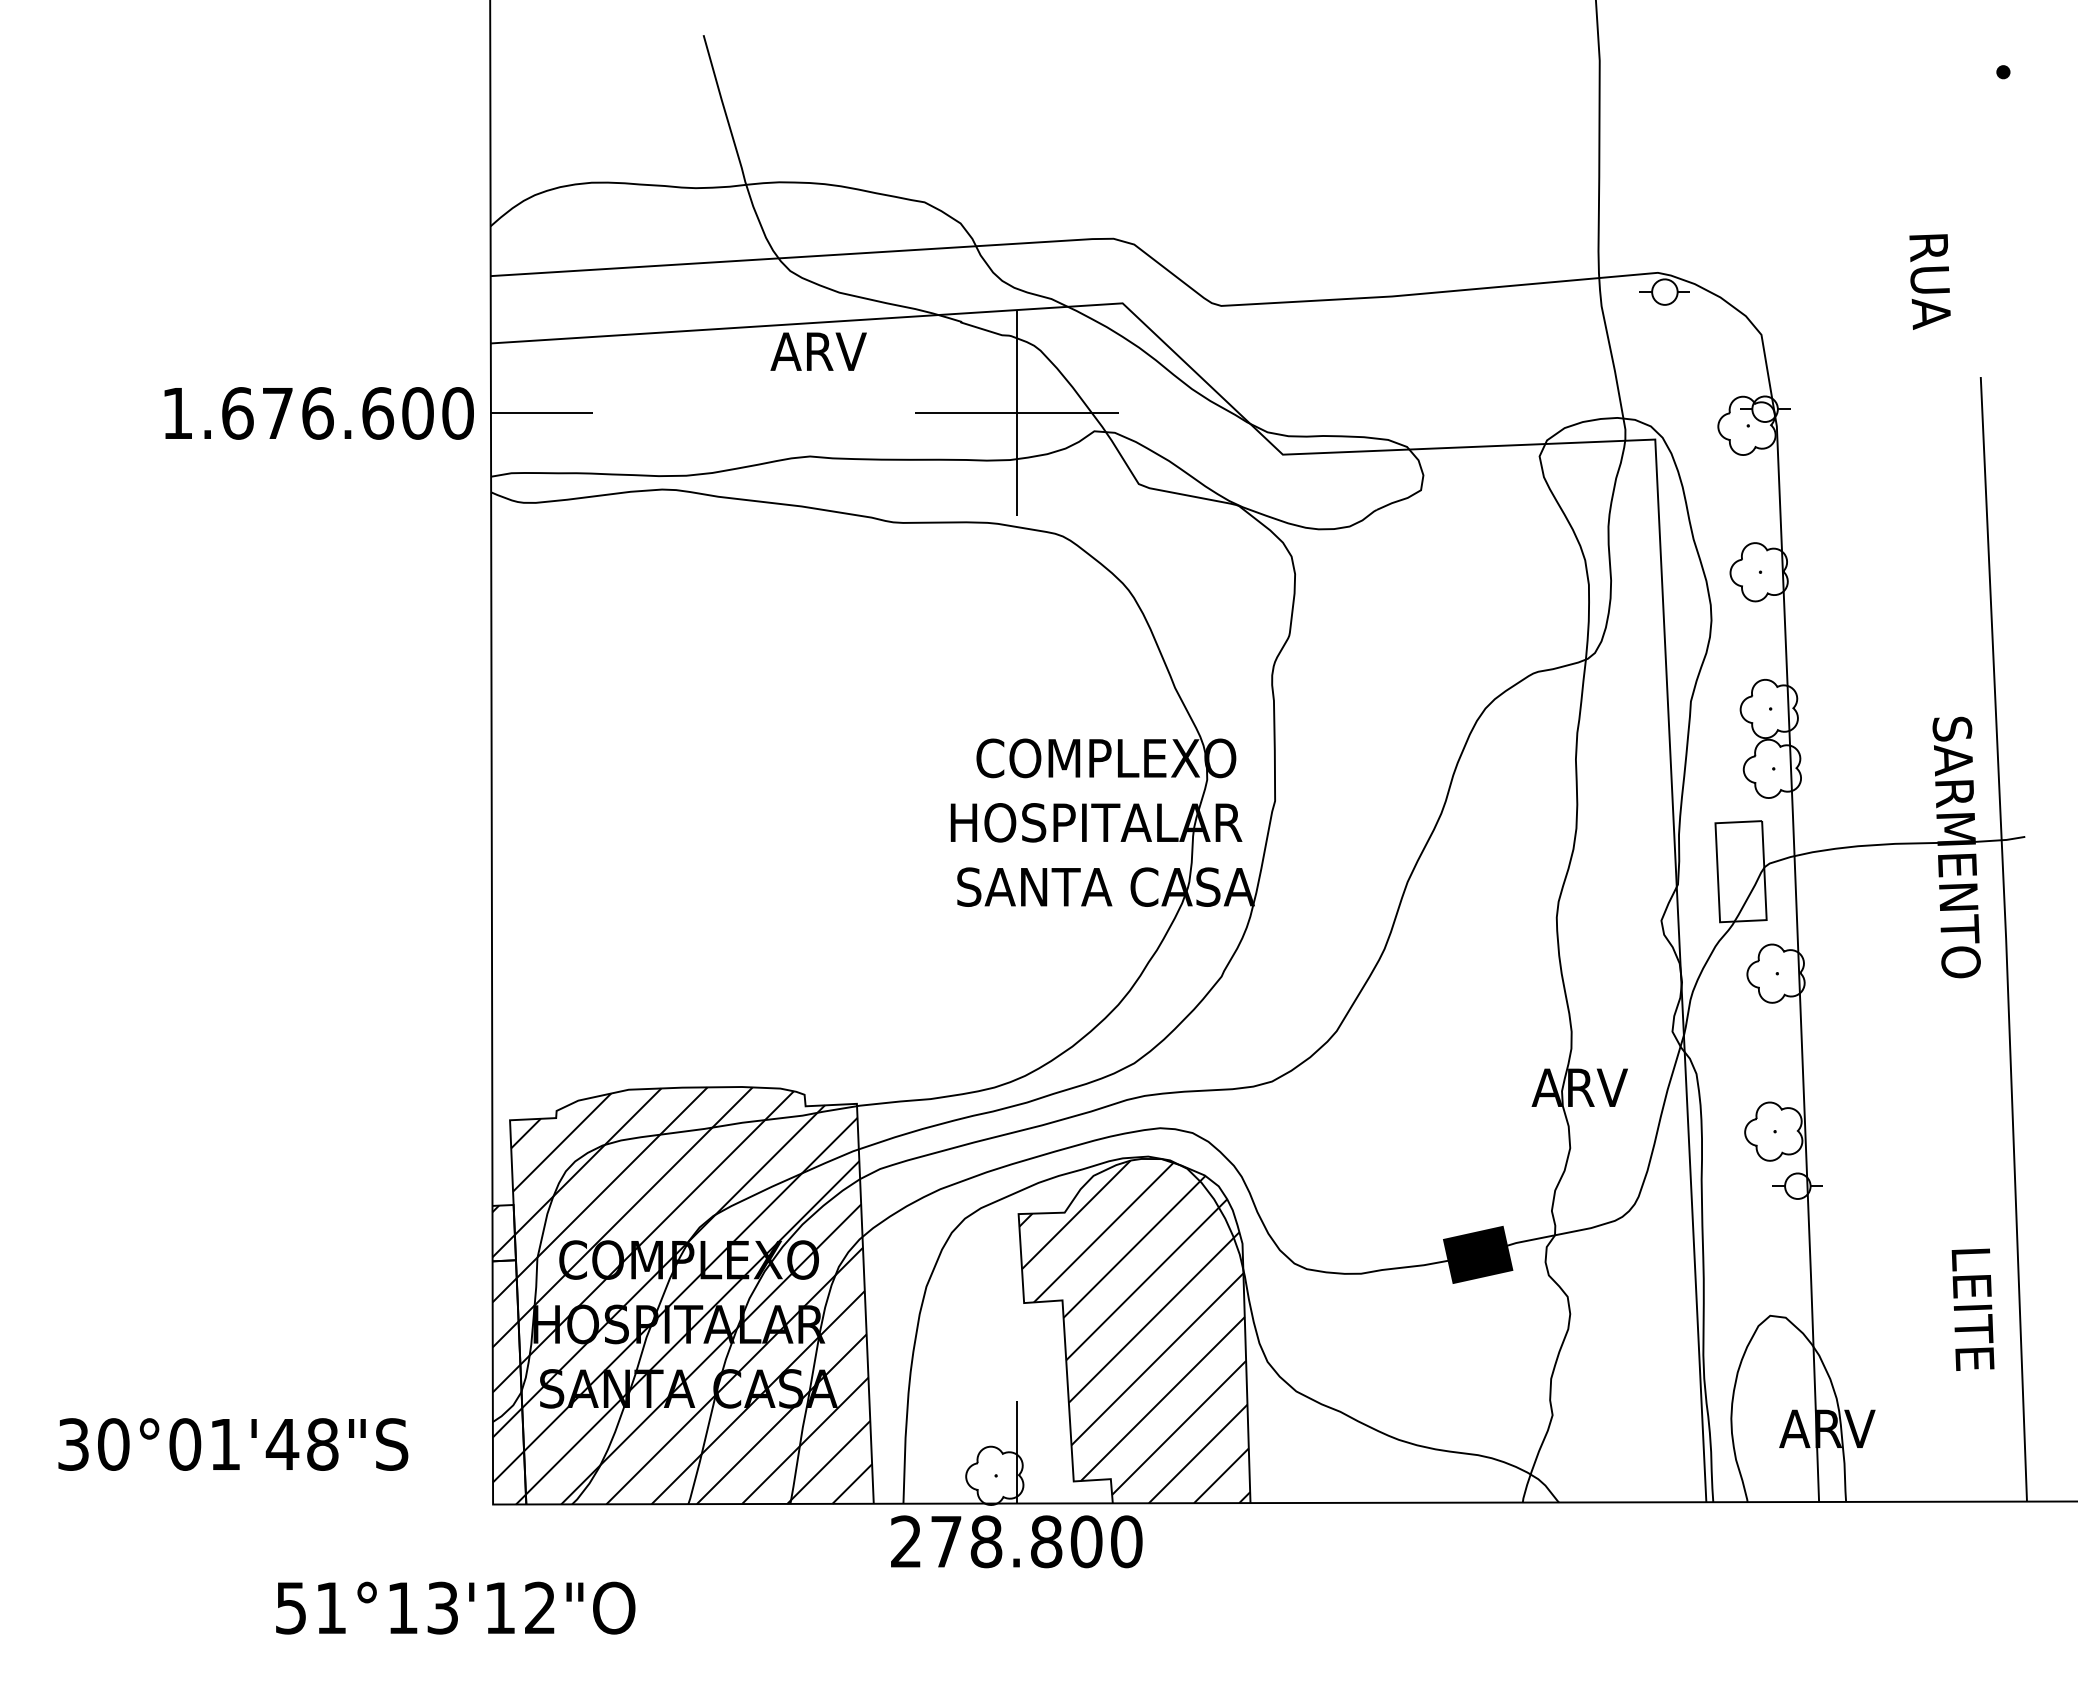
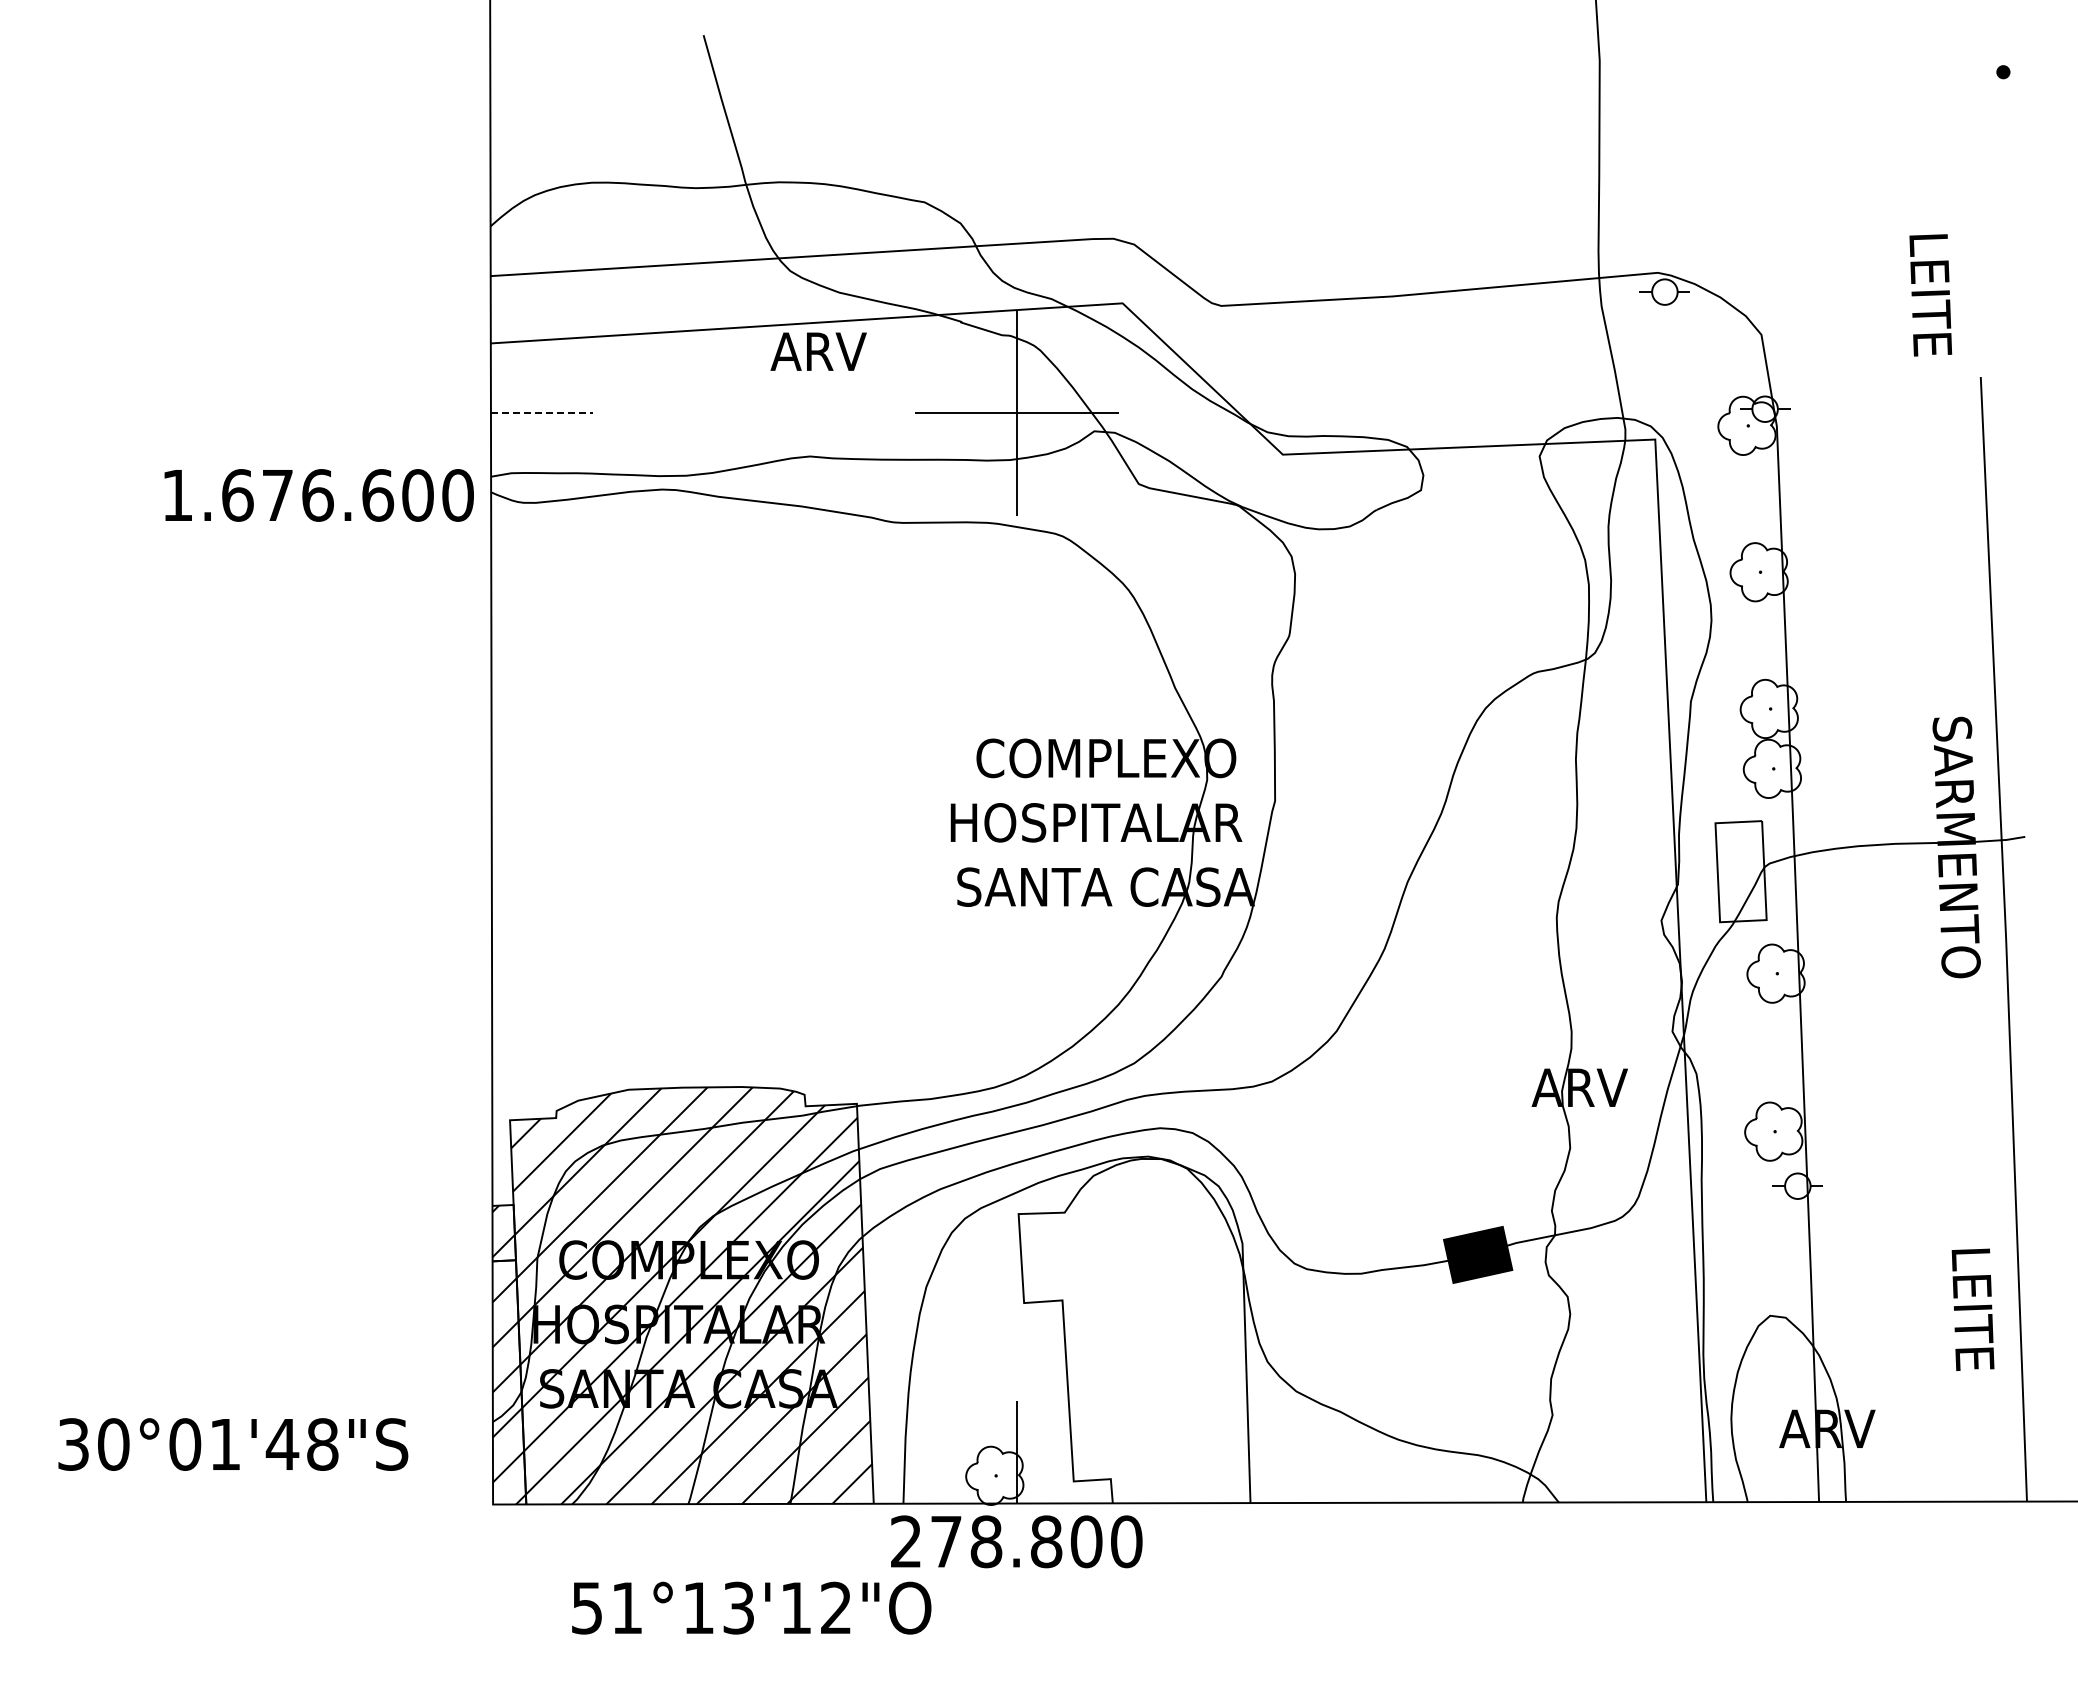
text: RUA -> LEITE (1930, 297)
text position: (318, 413) -> (318, 495) (318, 495)
line: solid -> dashed (542, 413)
hatch: present -> none (1134, 1331)
text position: (455, 1607) -> (751, 1607) (751, 1607)
